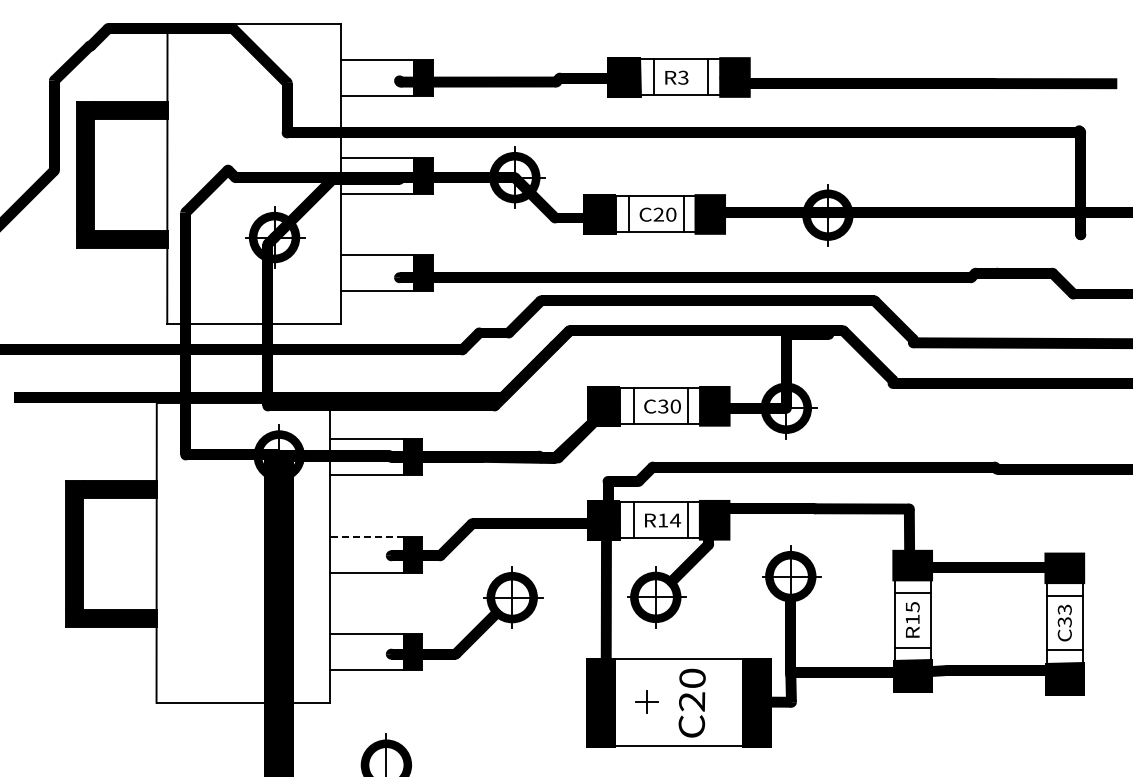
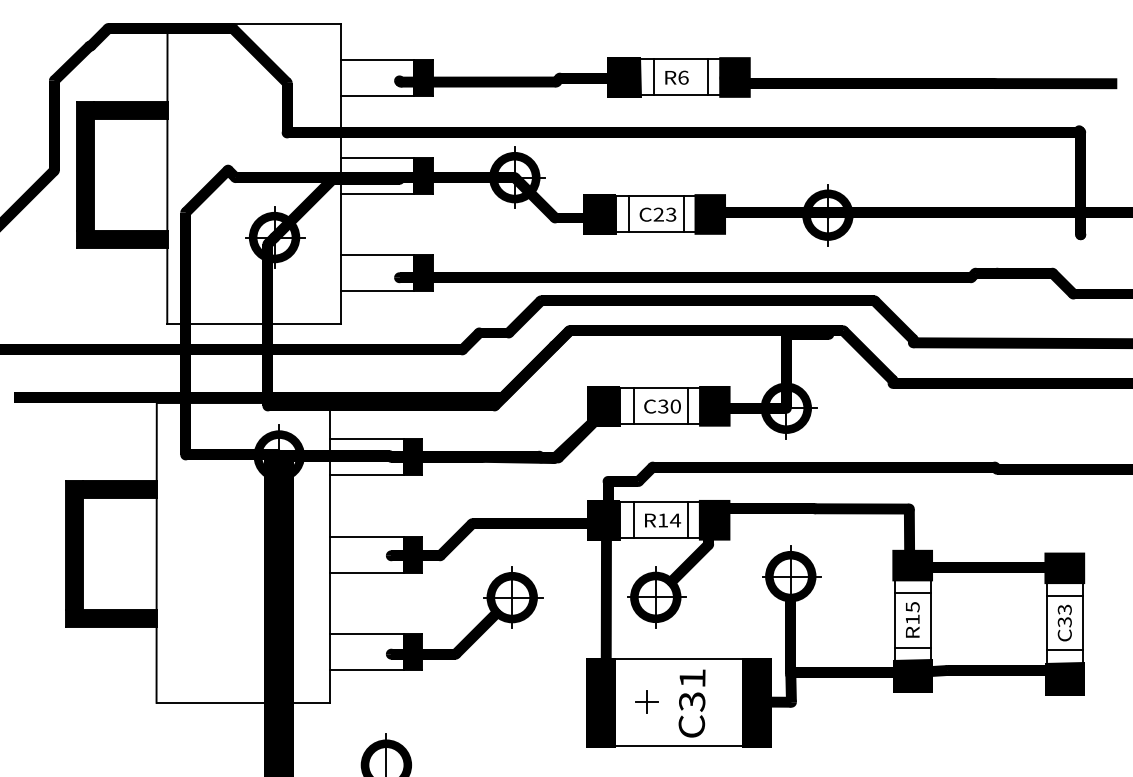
text: R3 -> R6 (683, 77)
text: C20 -> C23 (671, 214)
line: dashed -> solid (366, 536)
text: C20 -> C31 (692, 689)
